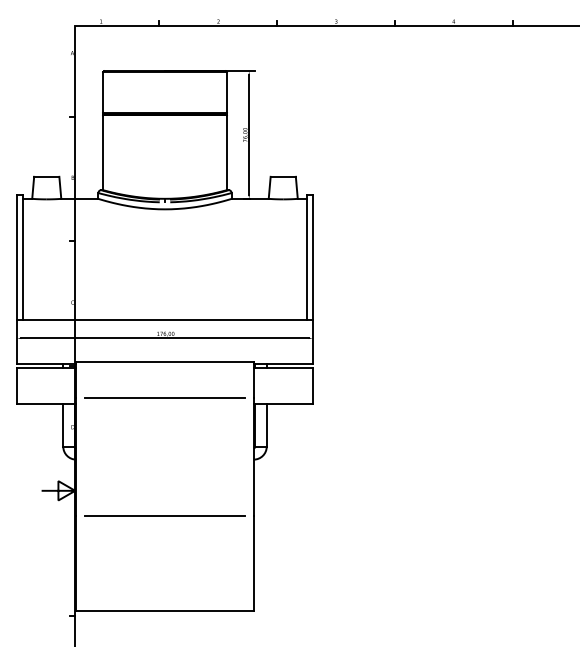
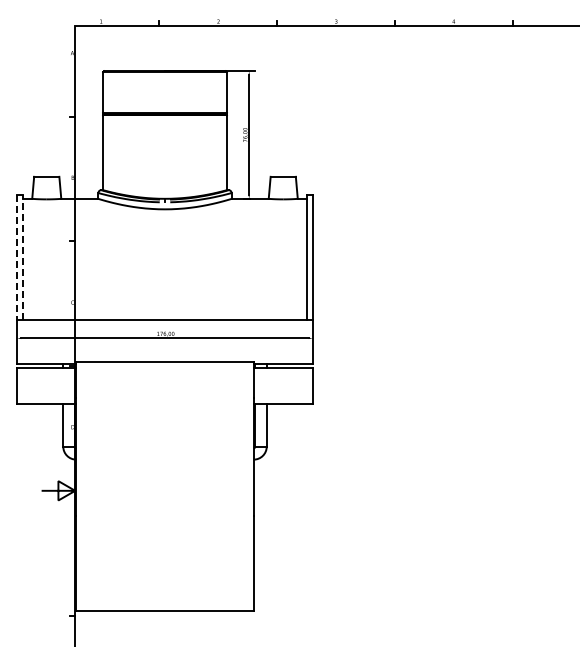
line: solid -> dashed (17, 257)
line: solid -> dashed (23, 257)
line: present -> none (164, 397)
line: present -> none (164, 515)
